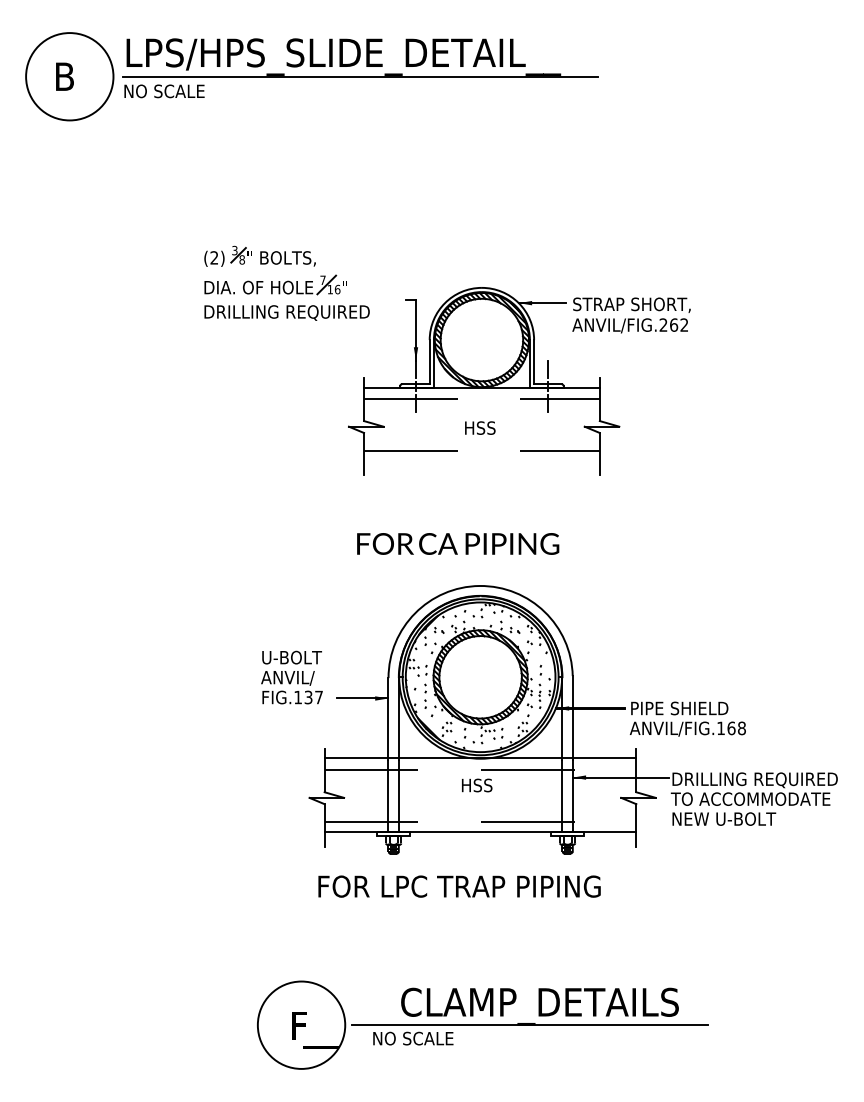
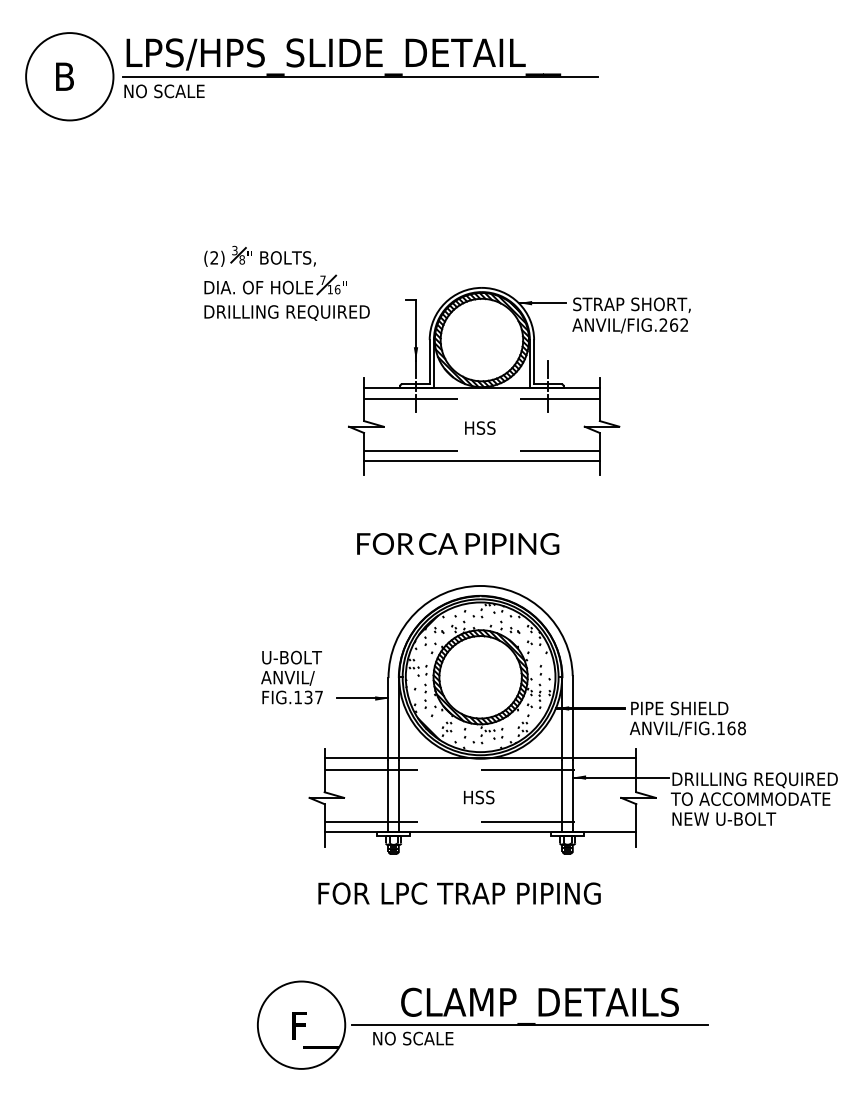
line: none -> present (481, 461)
text position: (477, 785) -> (479, 797) (479, 797)
text position: (459, 886) -> (459, 893) (459, 893)
